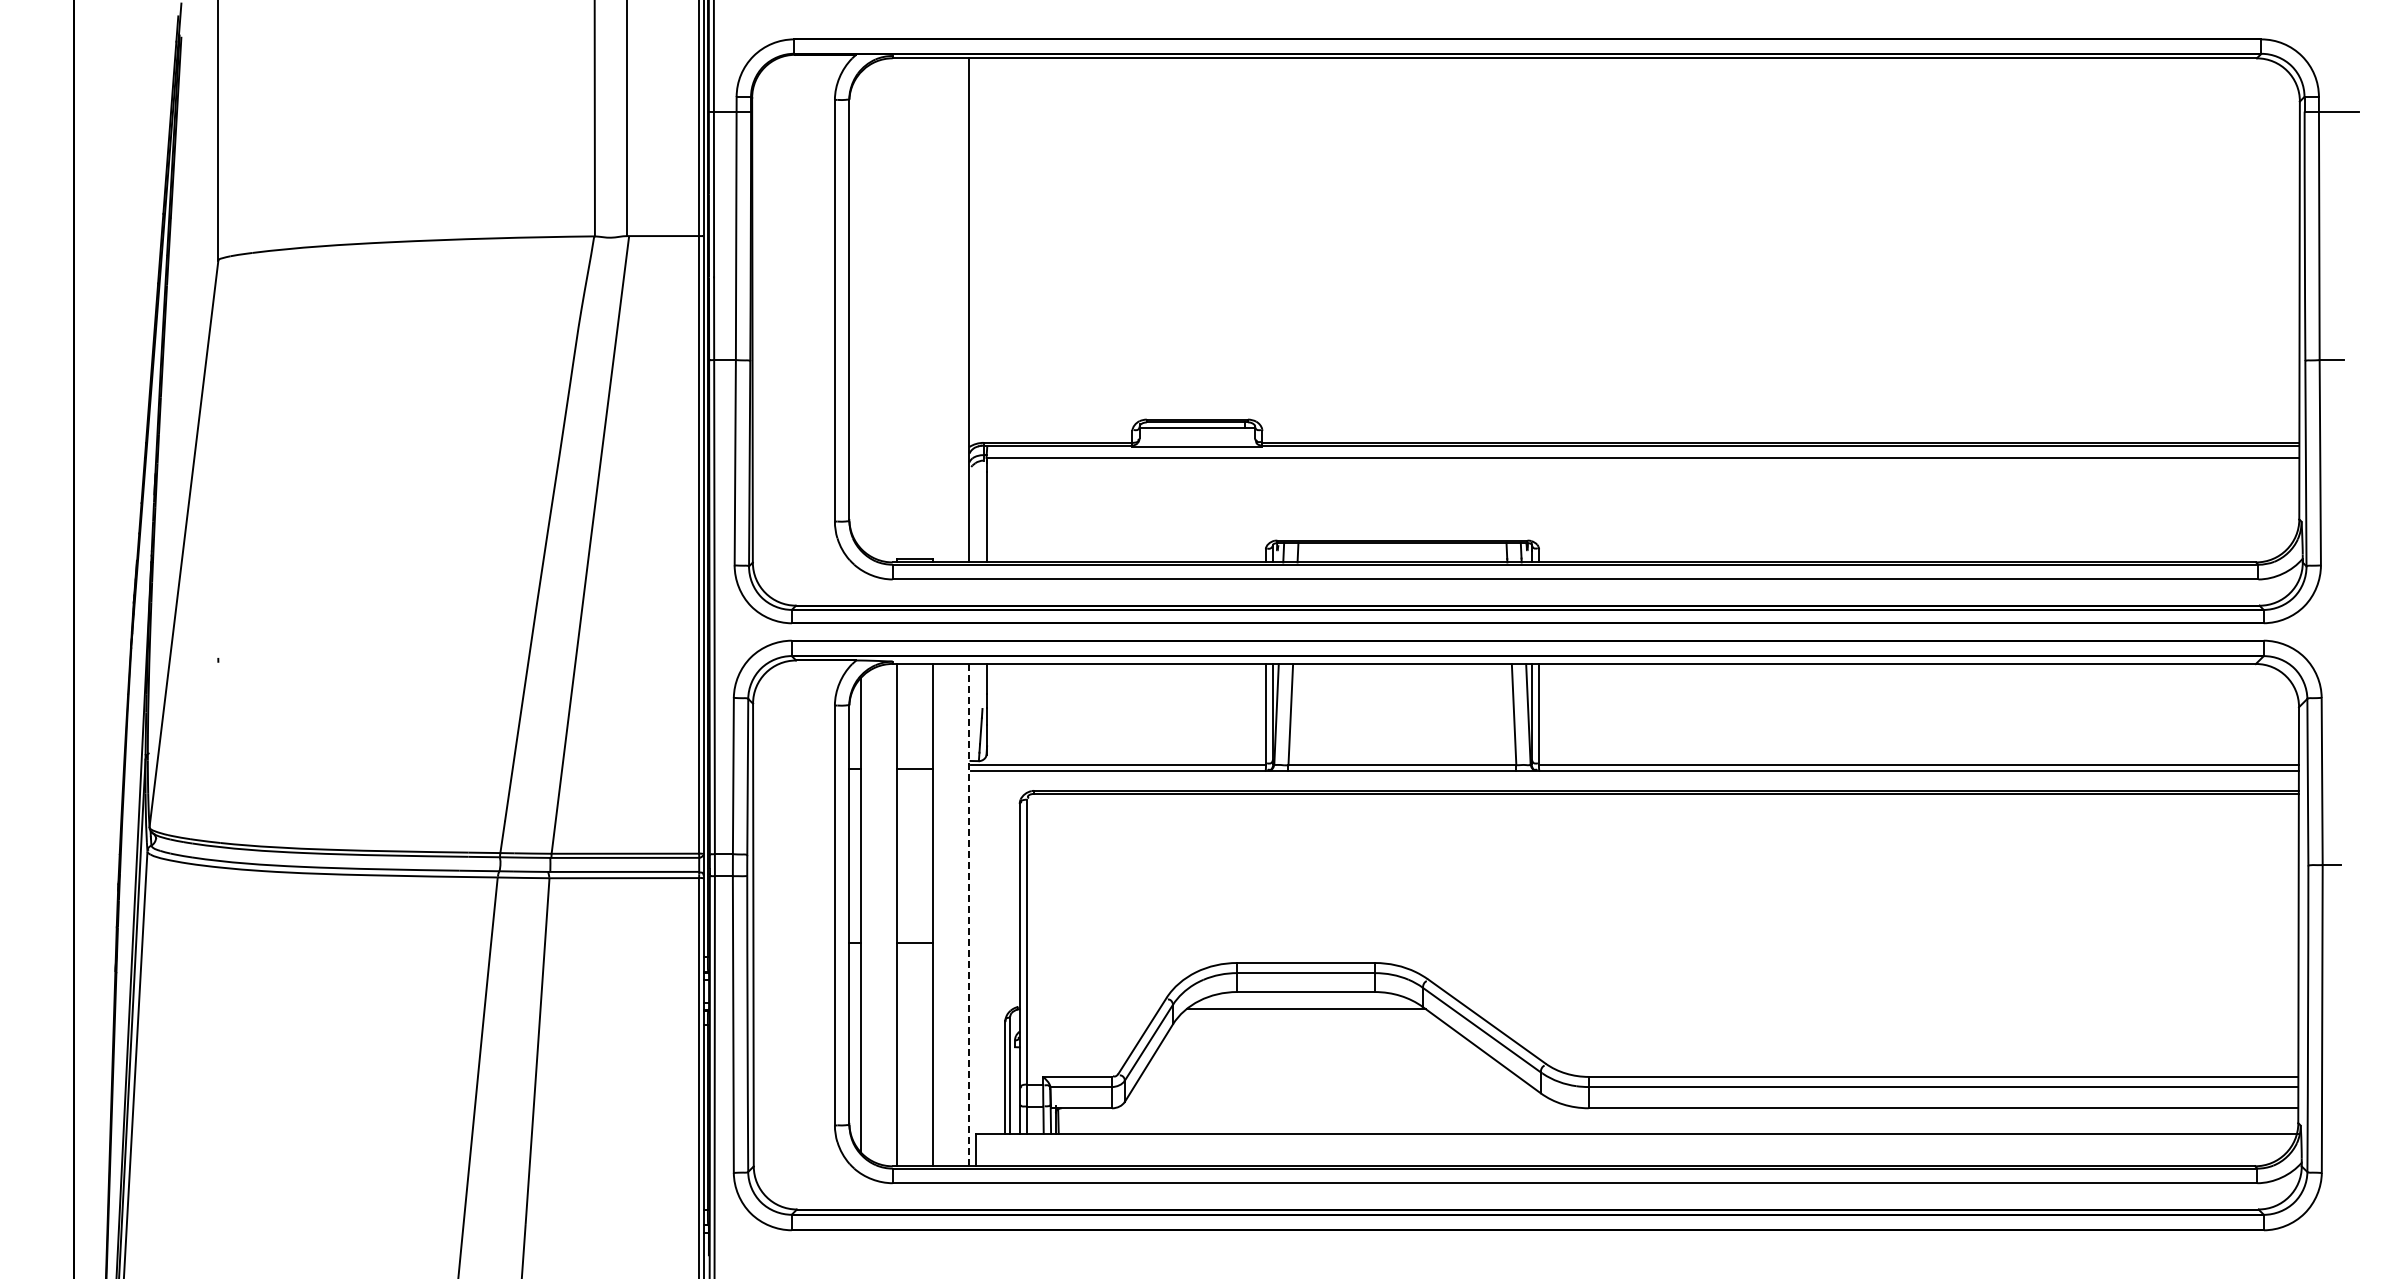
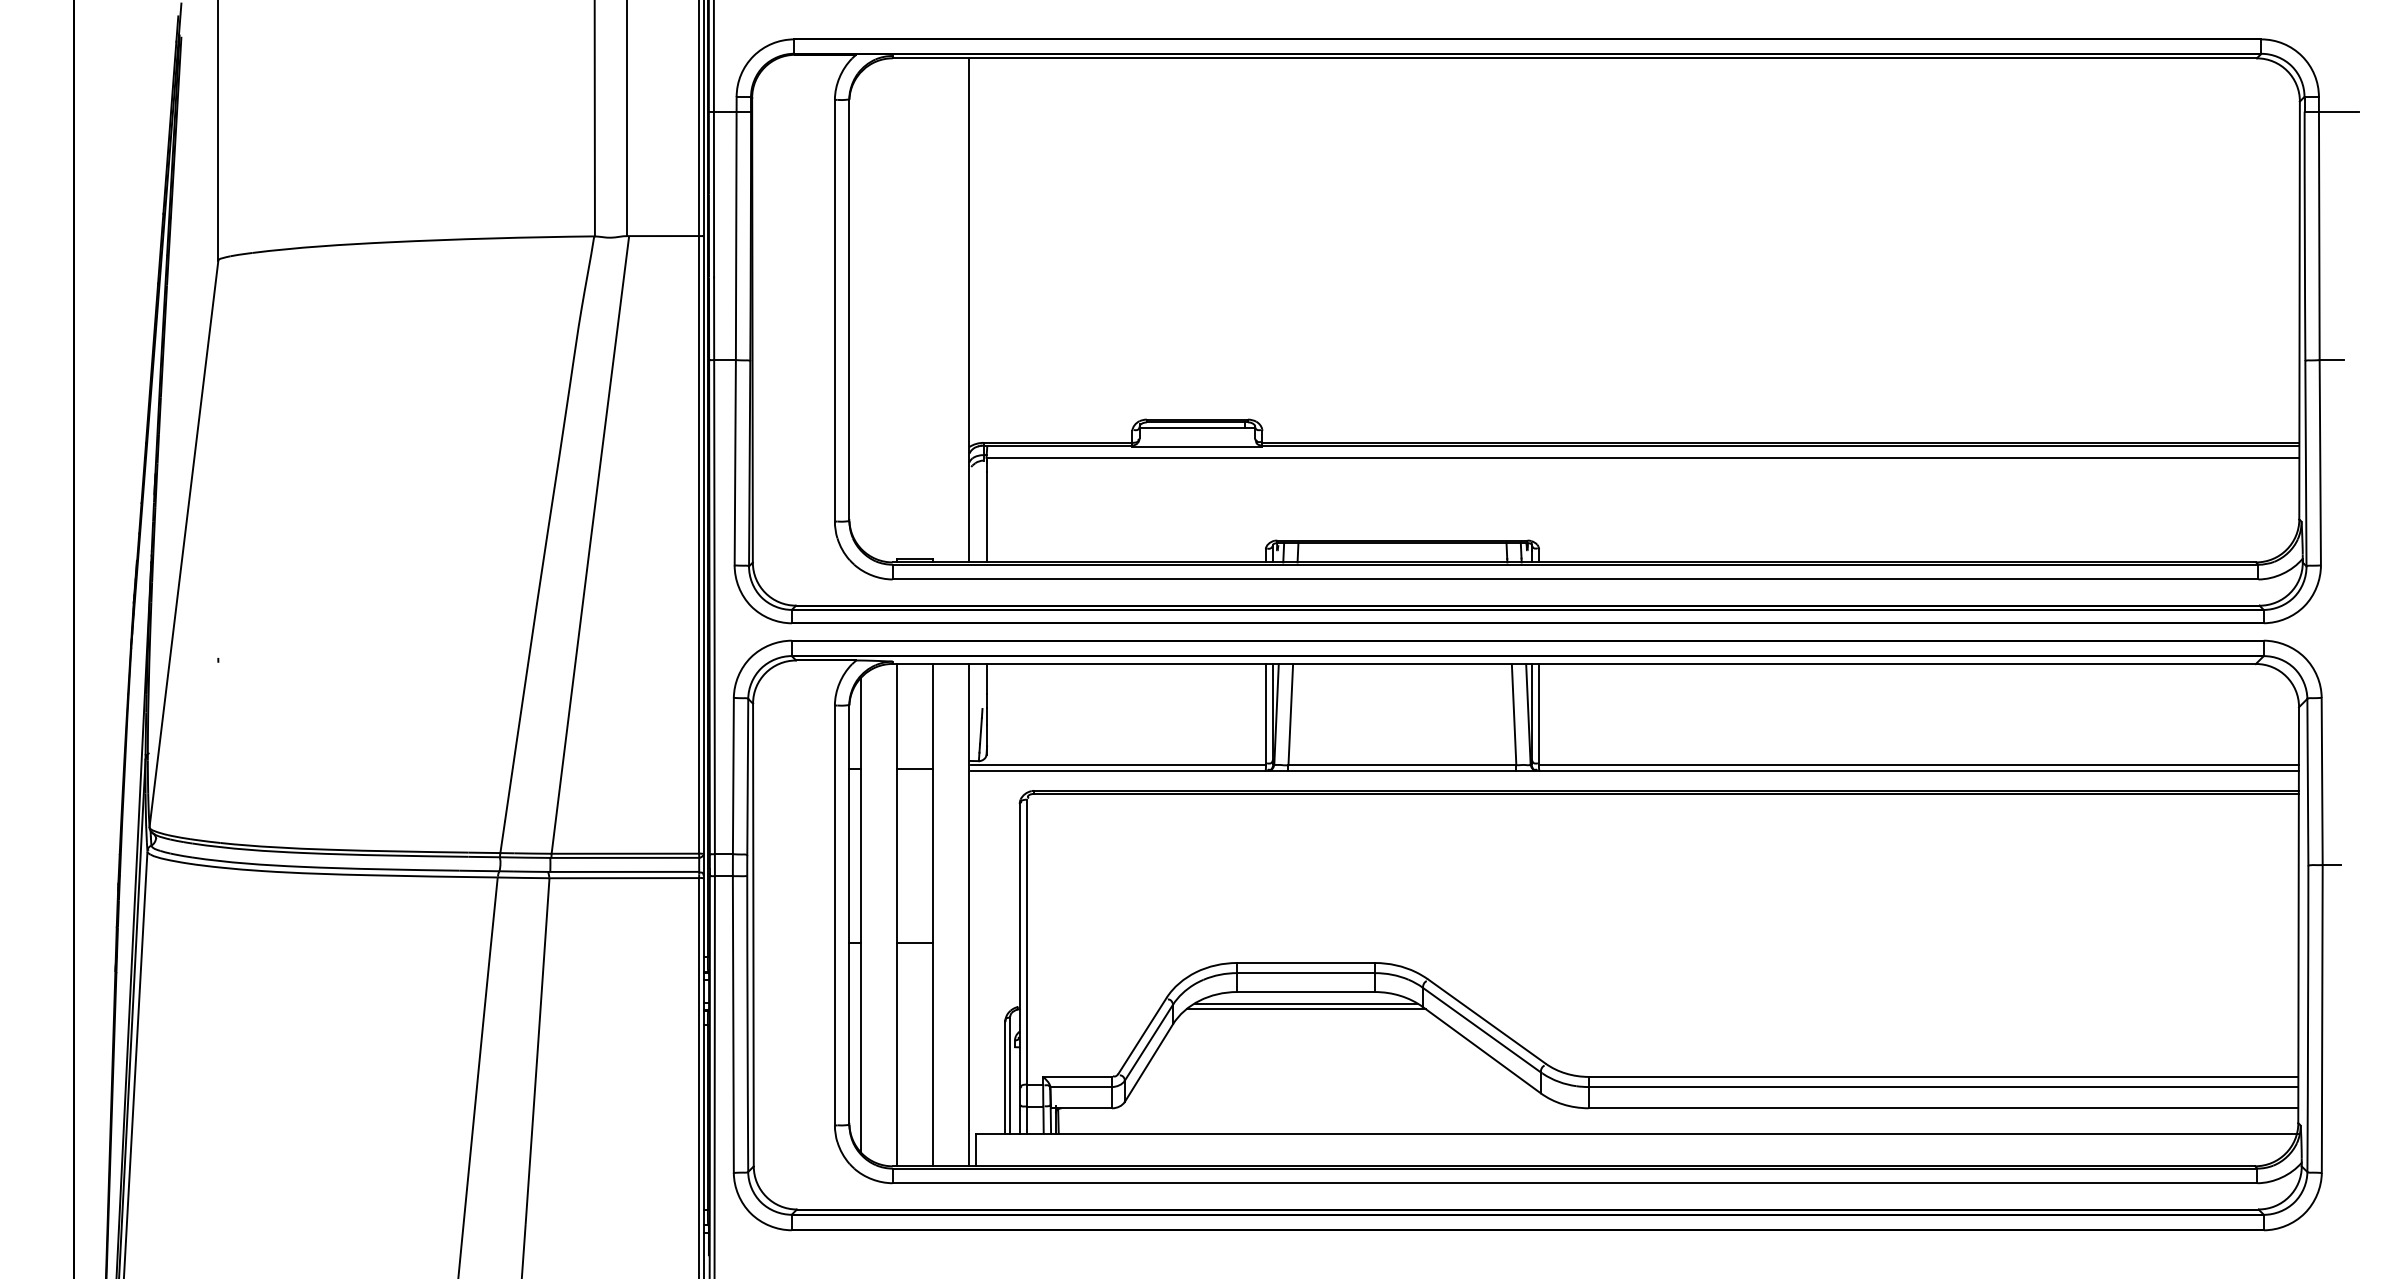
line: dashed -> solid (969, 914)
line: none -> present (1305, 1003)
